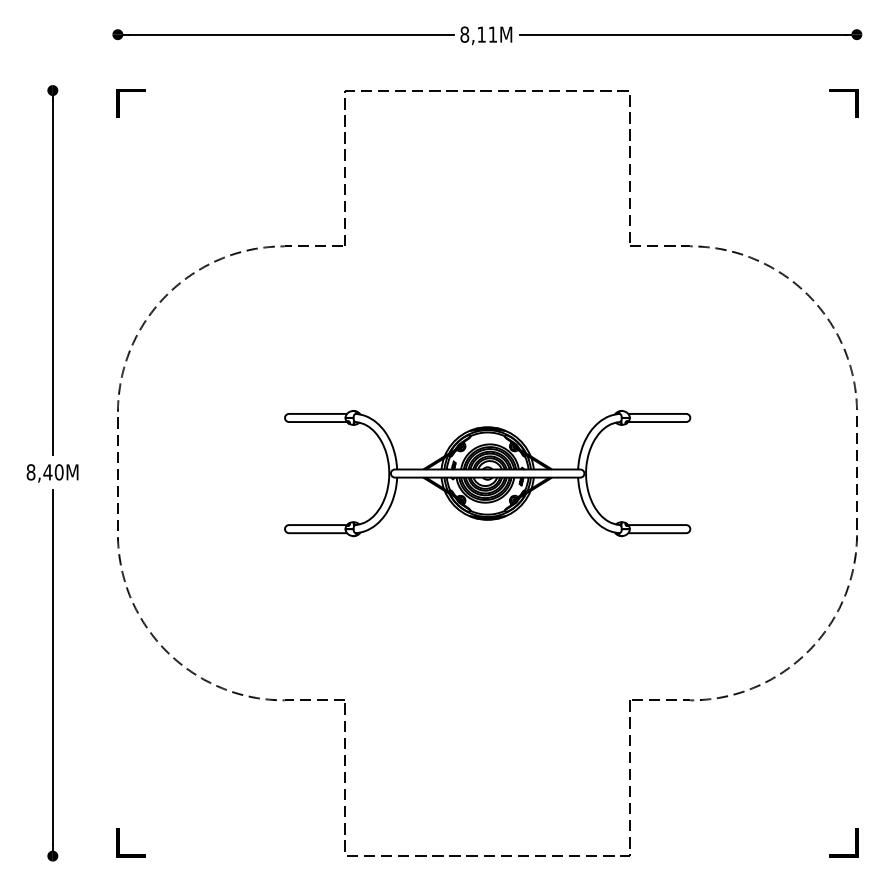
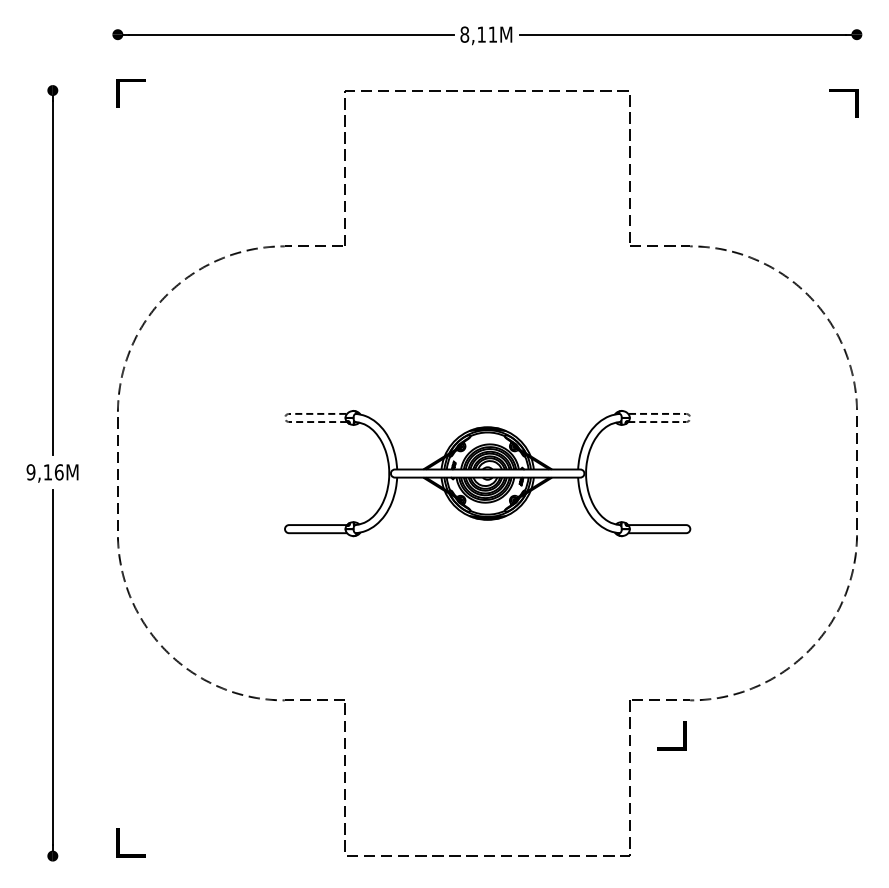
line position: (119, 103) -> (119, 93) (119, 93)
line: solid -> dashed (285, 417)
line: solid -> dashed (690, 417)
text: 8,40M -> 9,16M (44, 472)
line position: (855, 842) -> (683, 735) (683, 735)
